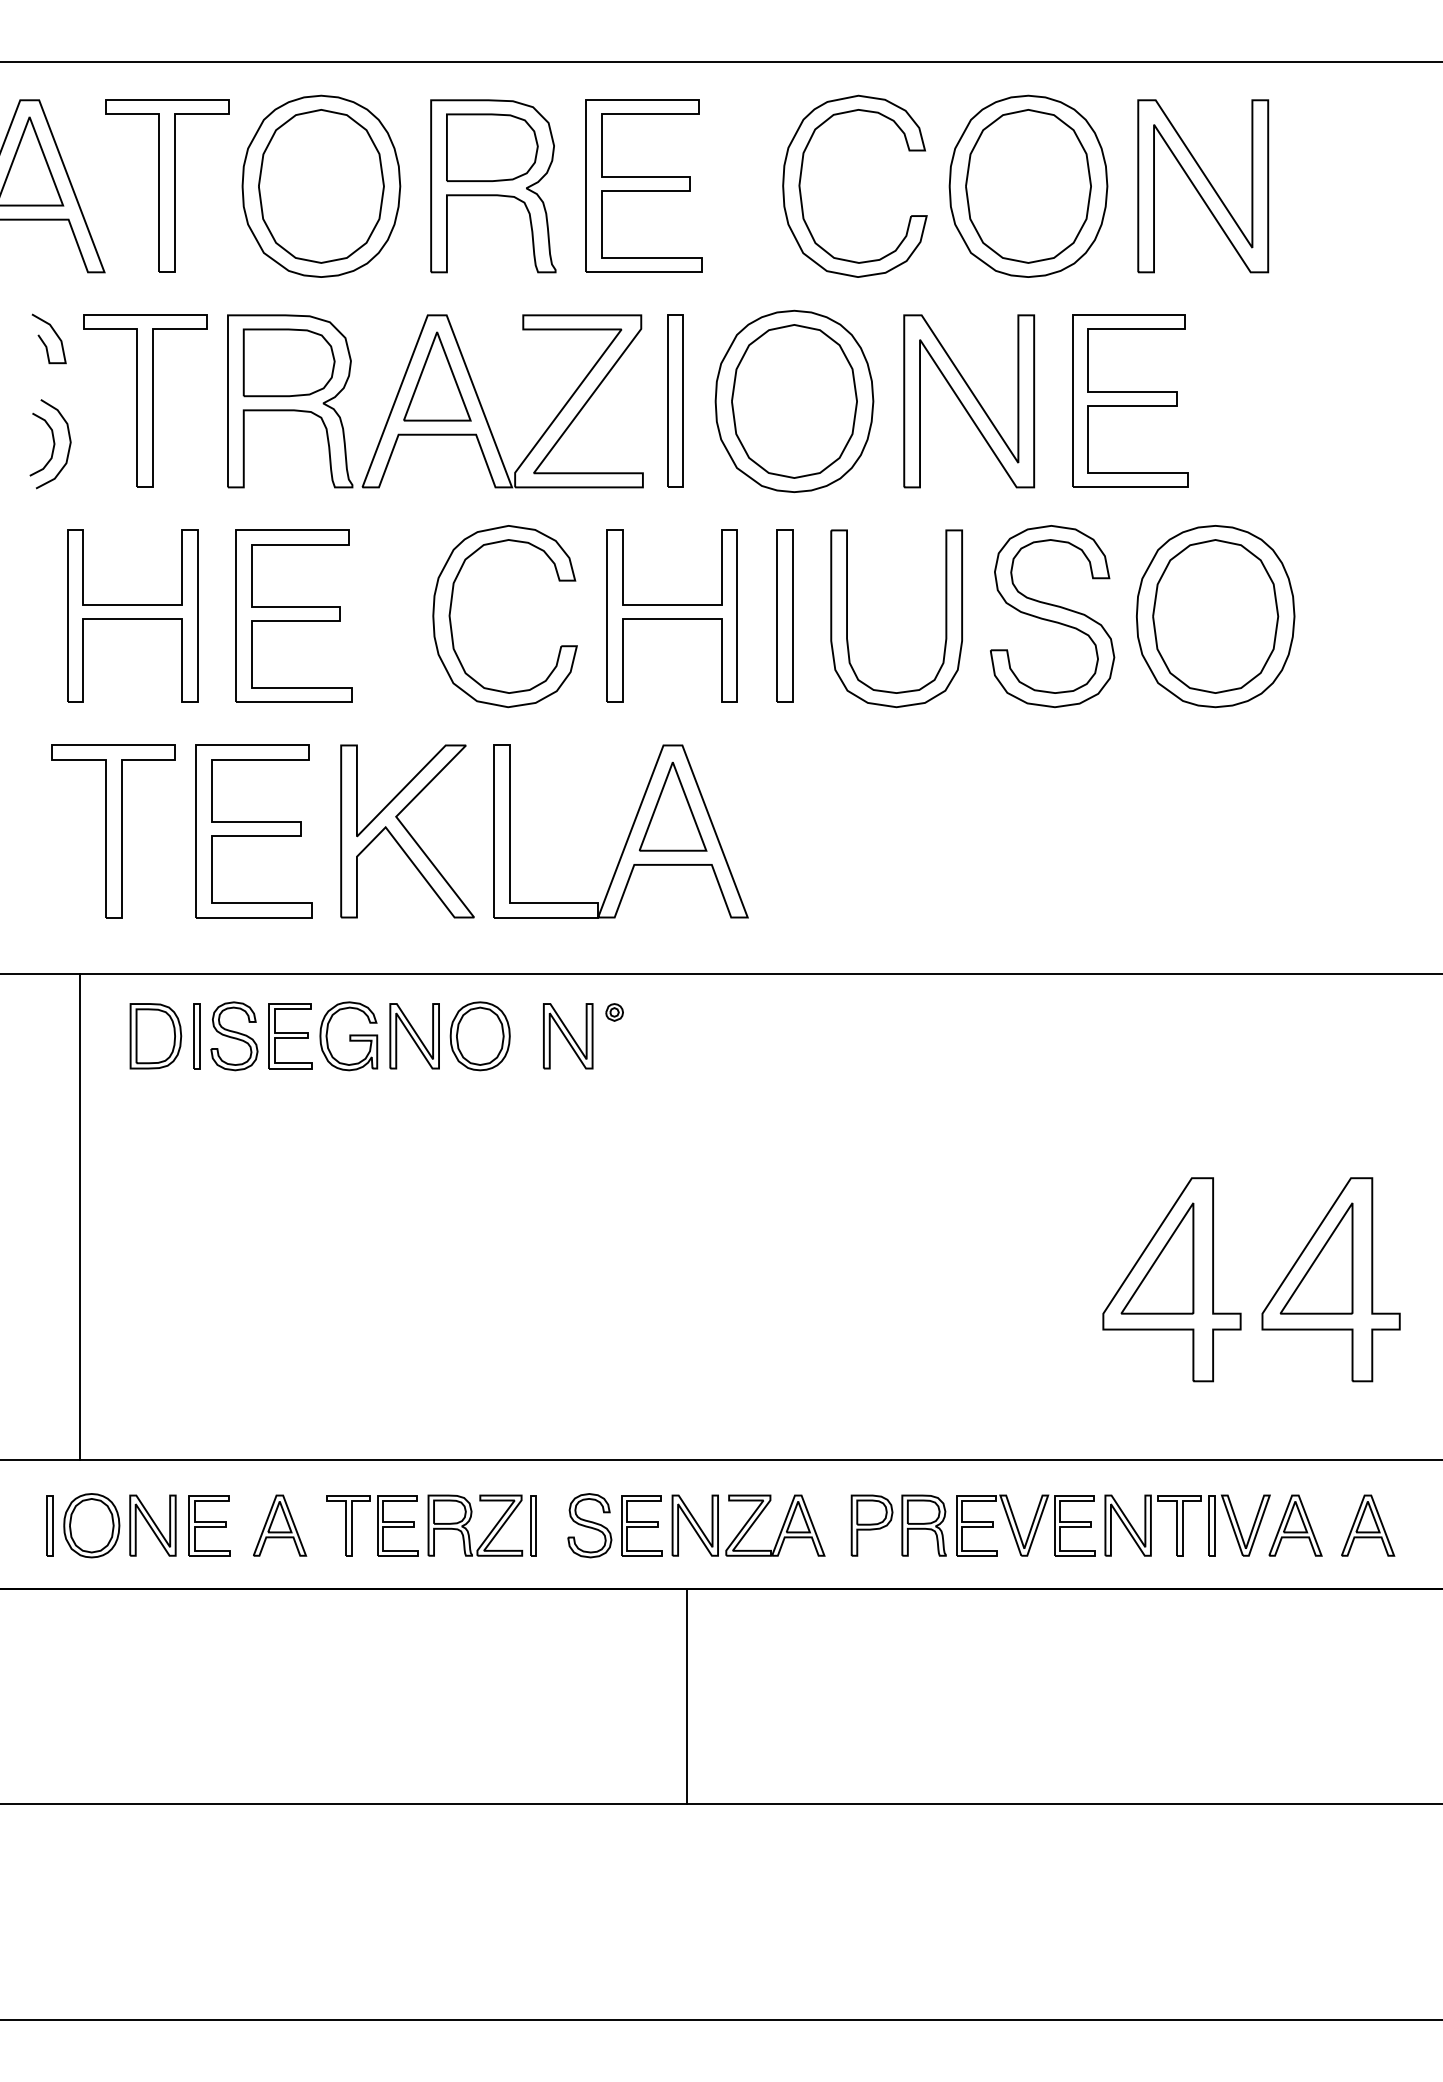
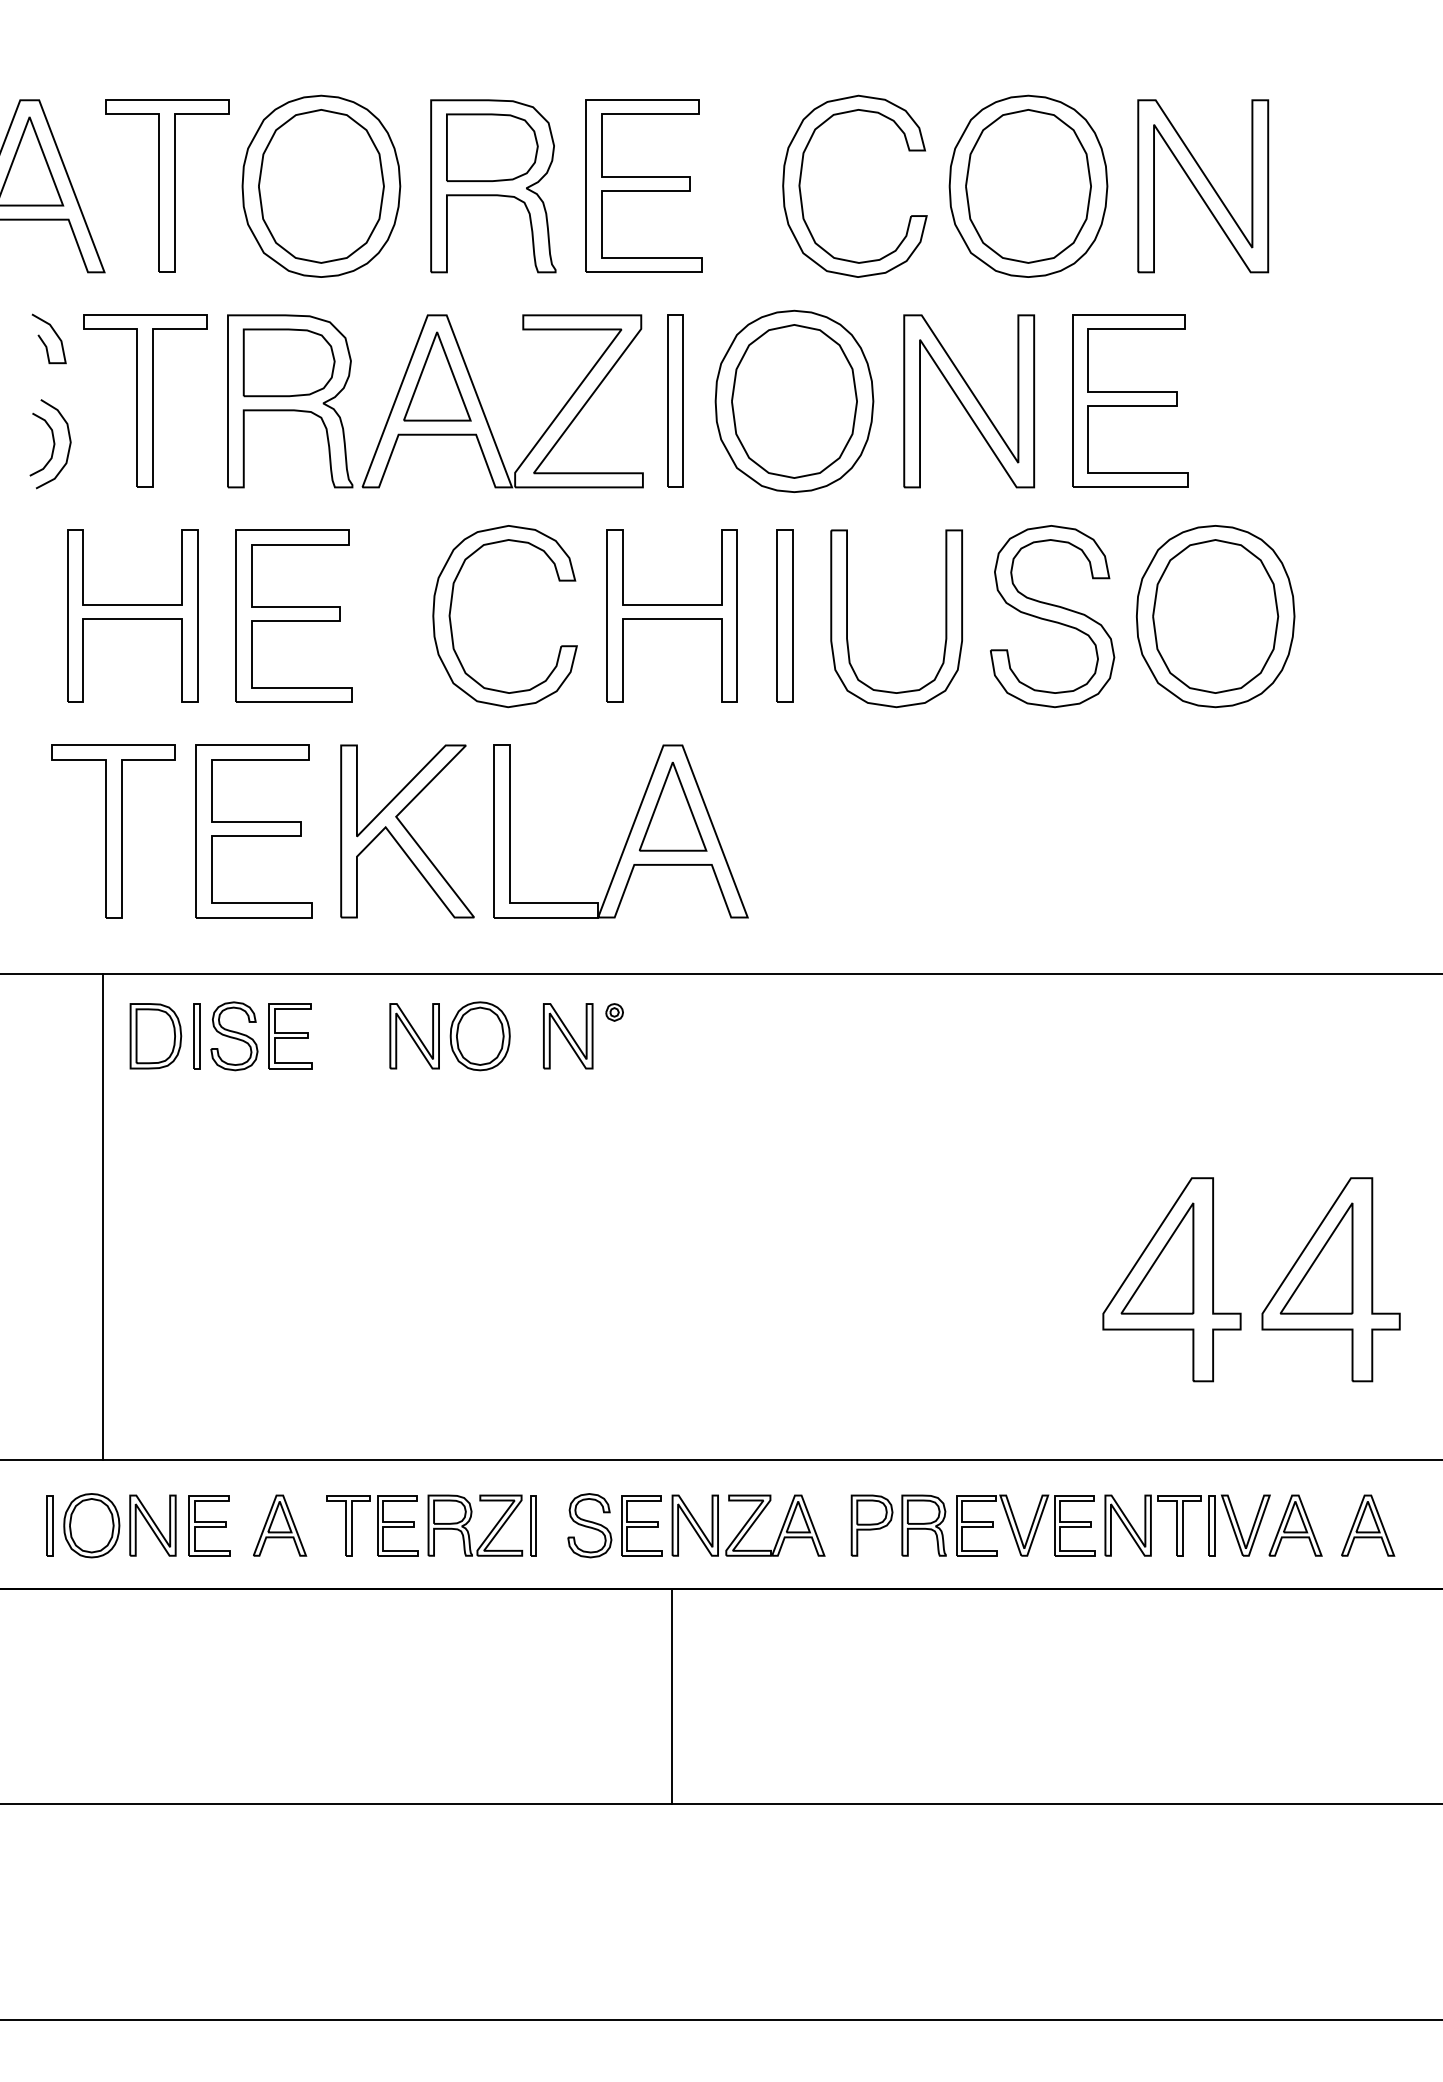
line: present -> none (720, 62)
part: present -> none (348, 1036)
line position: (80, 1217) -> (103, 1217) (103, 1217)
line position: (687, 1696) -> (672, 1696) (672, 1696)
